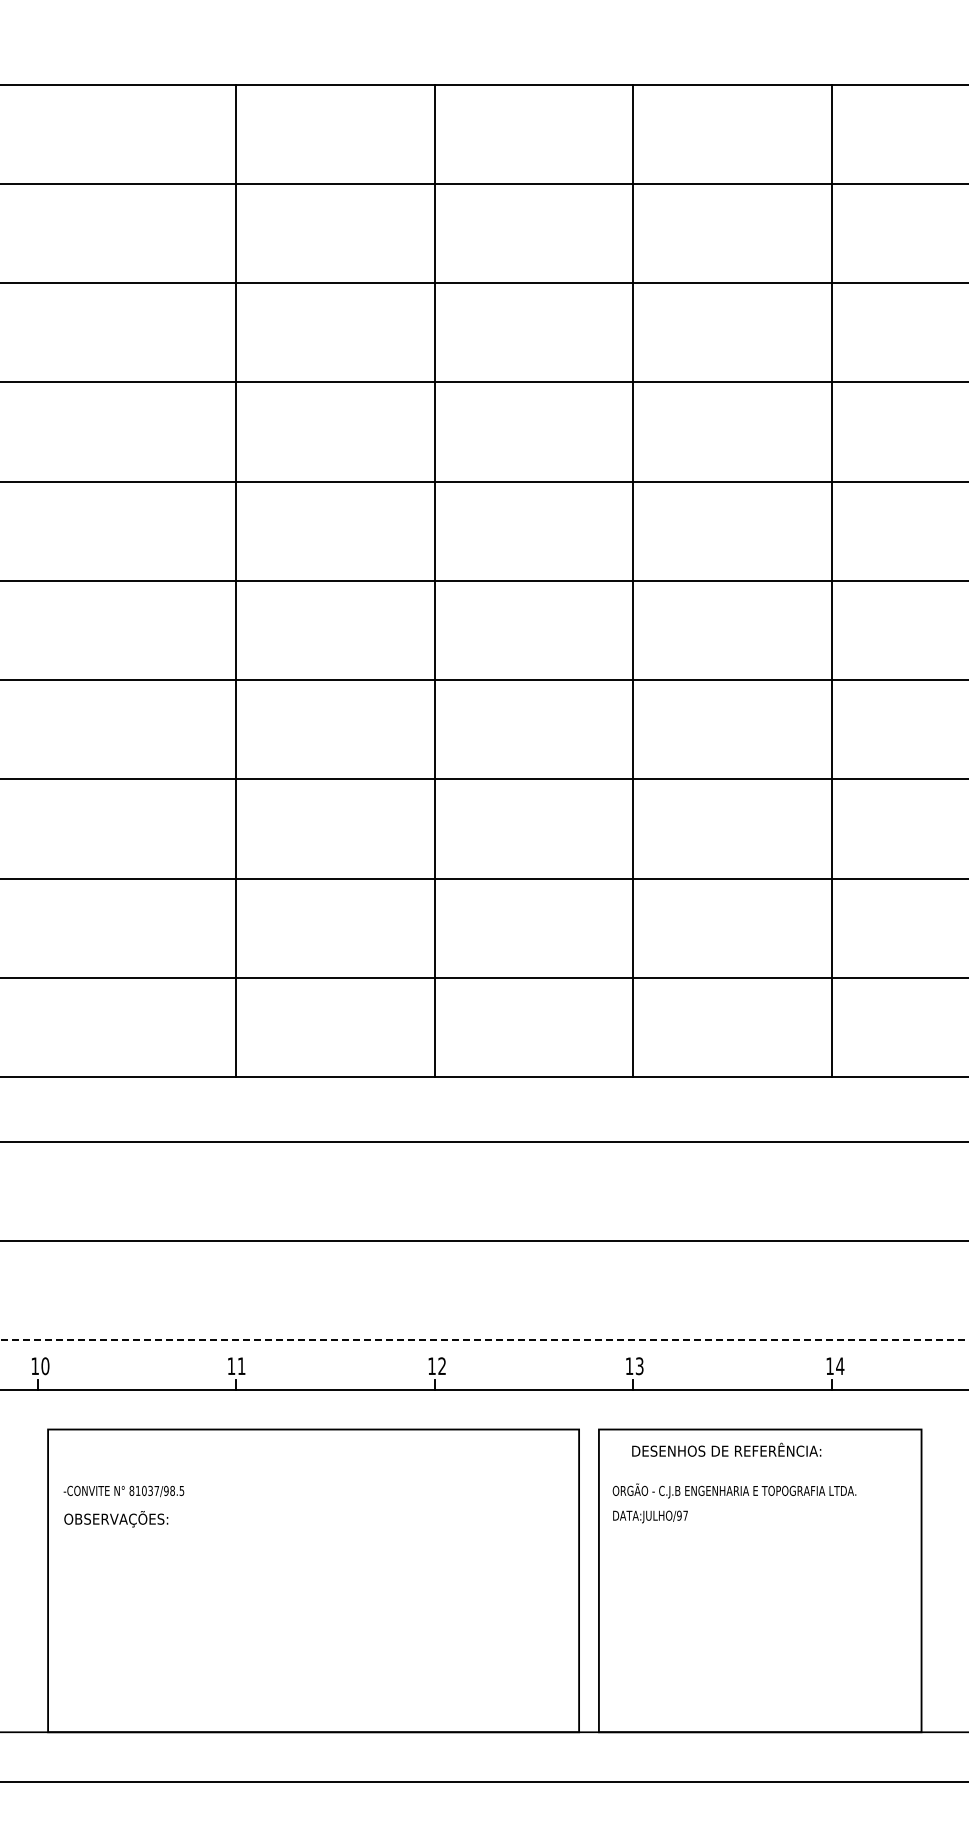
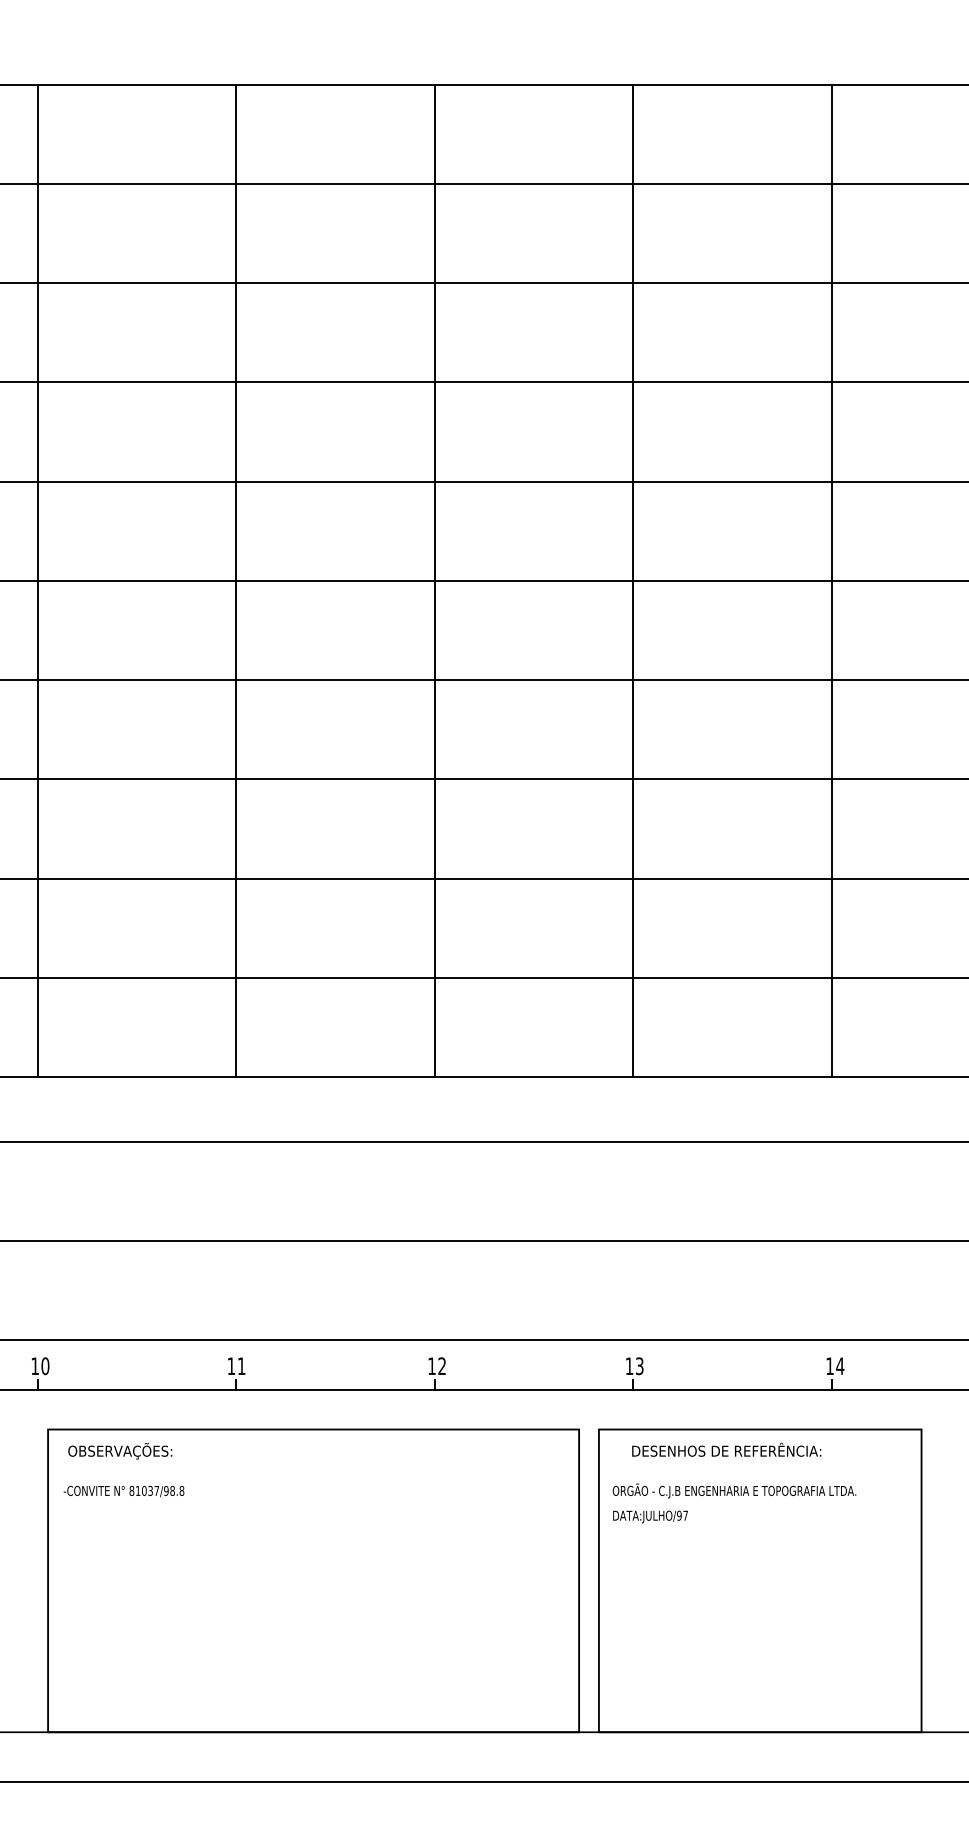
line: none -> present (37, 580)
line: dashed -> solid (484, 1340)
text: 81037/98.5 -> 81037/98.8 (181, 1490)
text position: (116, 1519) -> (120, 1451) (120, 1451)
